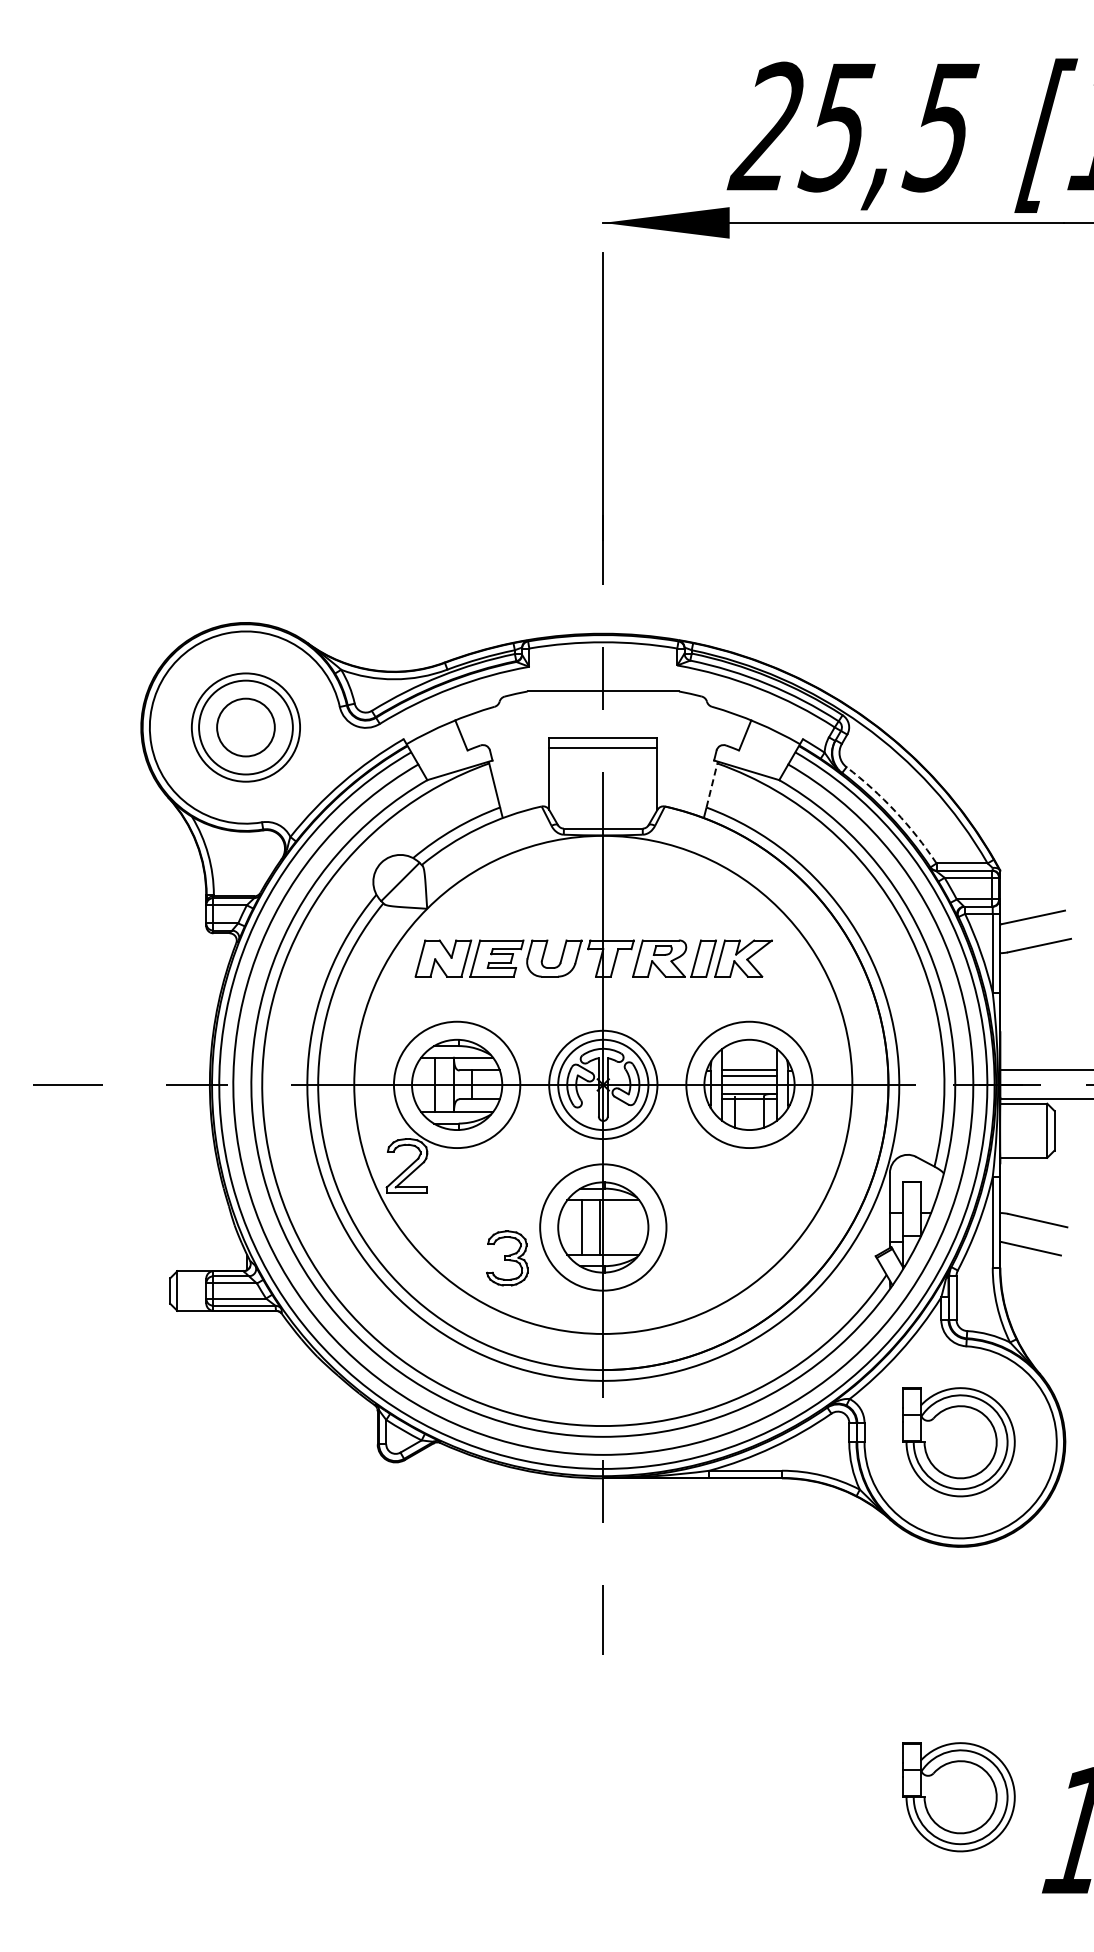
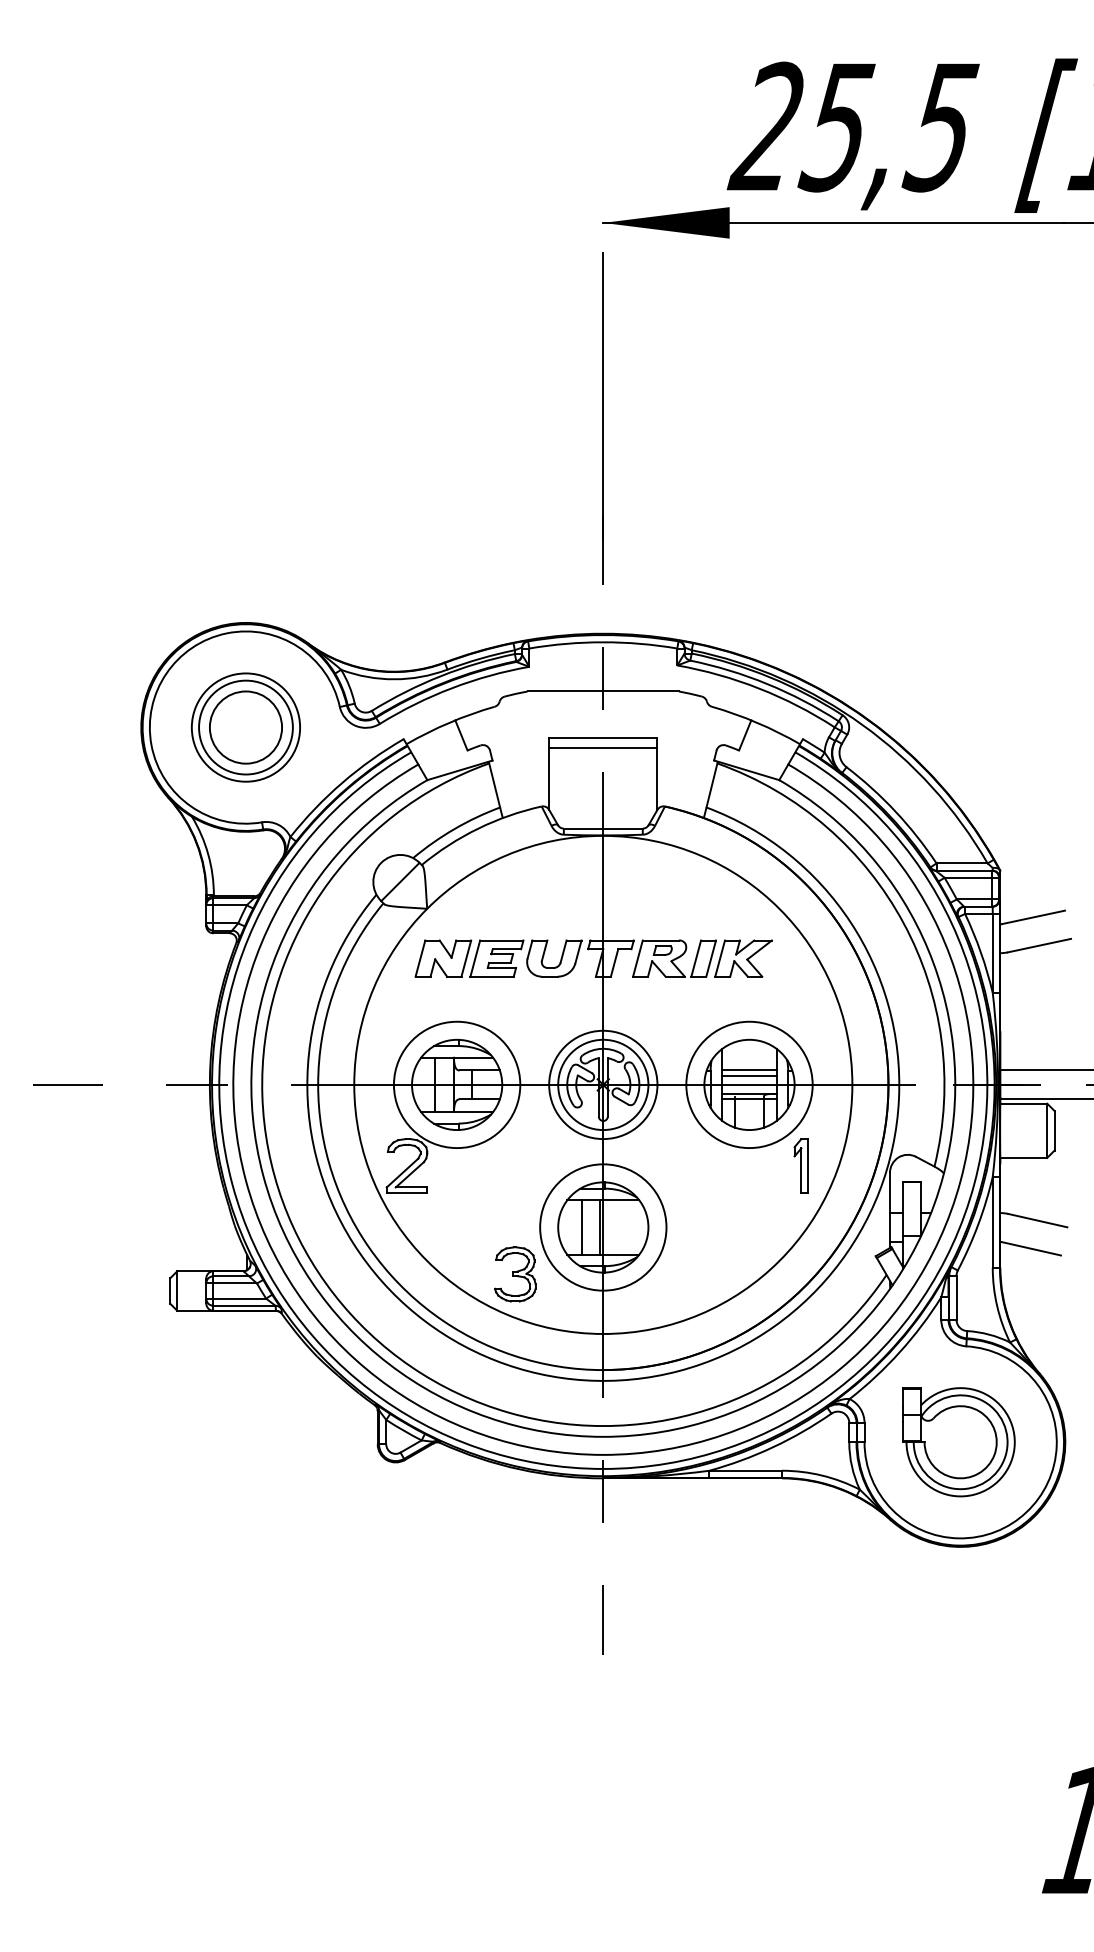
circle diameter: 58 px -> 72 px (245, 727)
line: dashed -> solid (711, 785)
arc: dashed -> solid (895, 811)
part: none -> present (800, 1165)
part position: (507, 1258) -> (515, 1274) (515, 1274)
part: present -> none (958, 1797)
